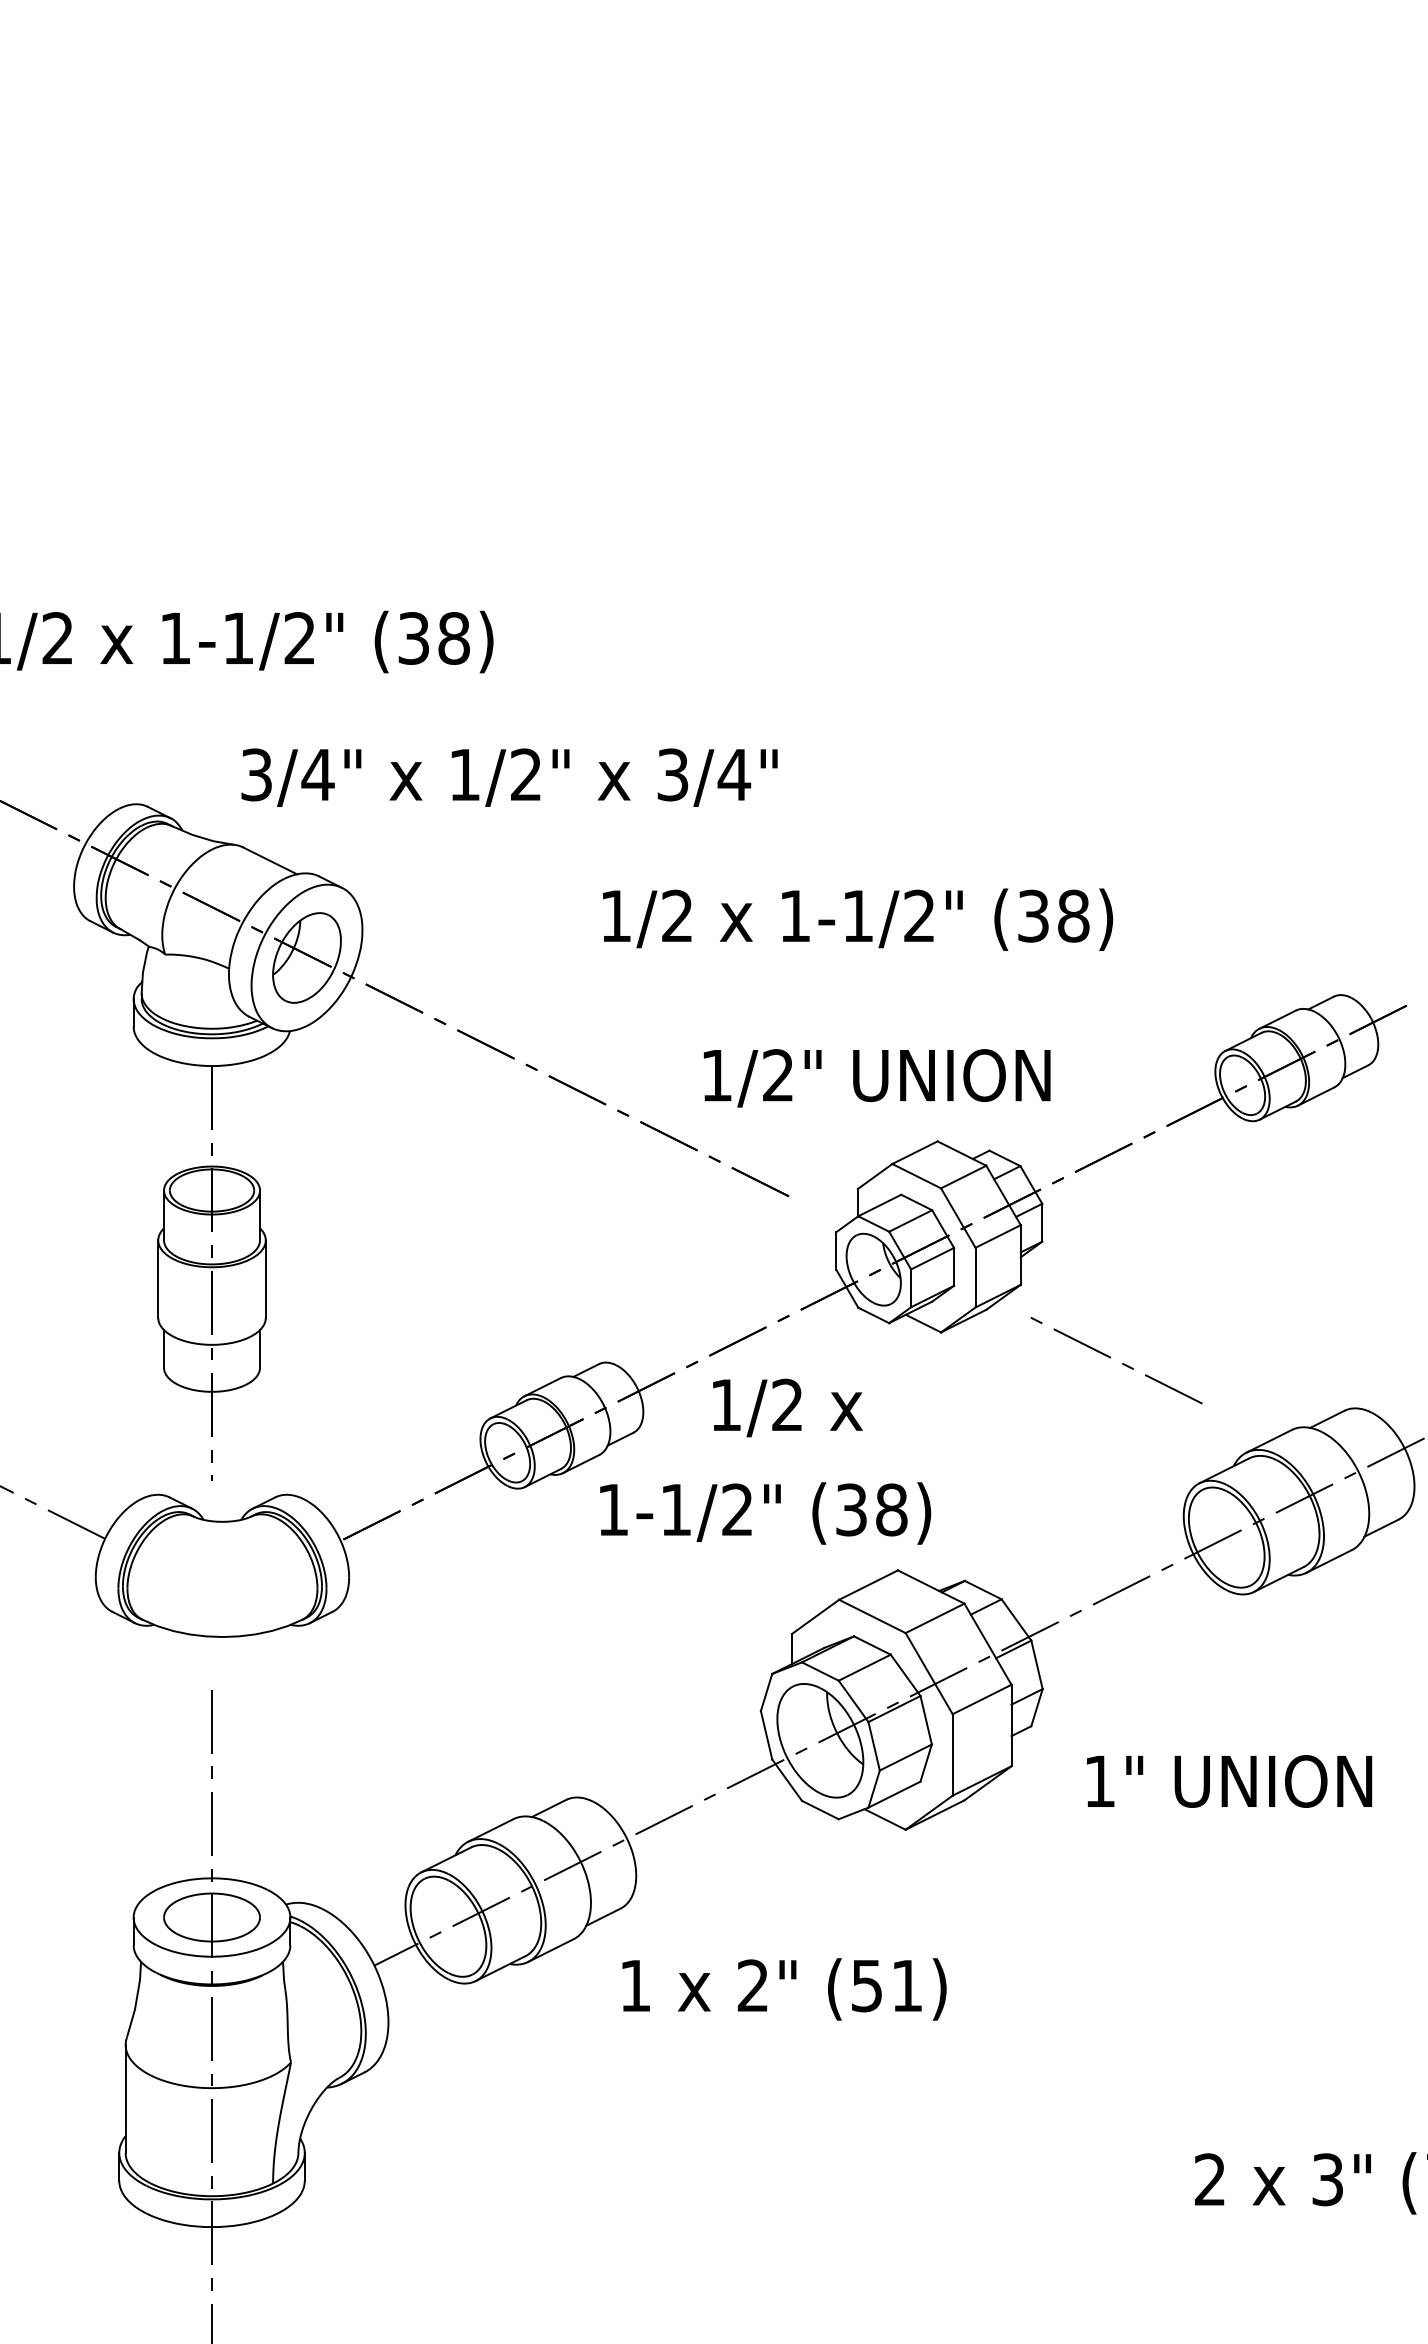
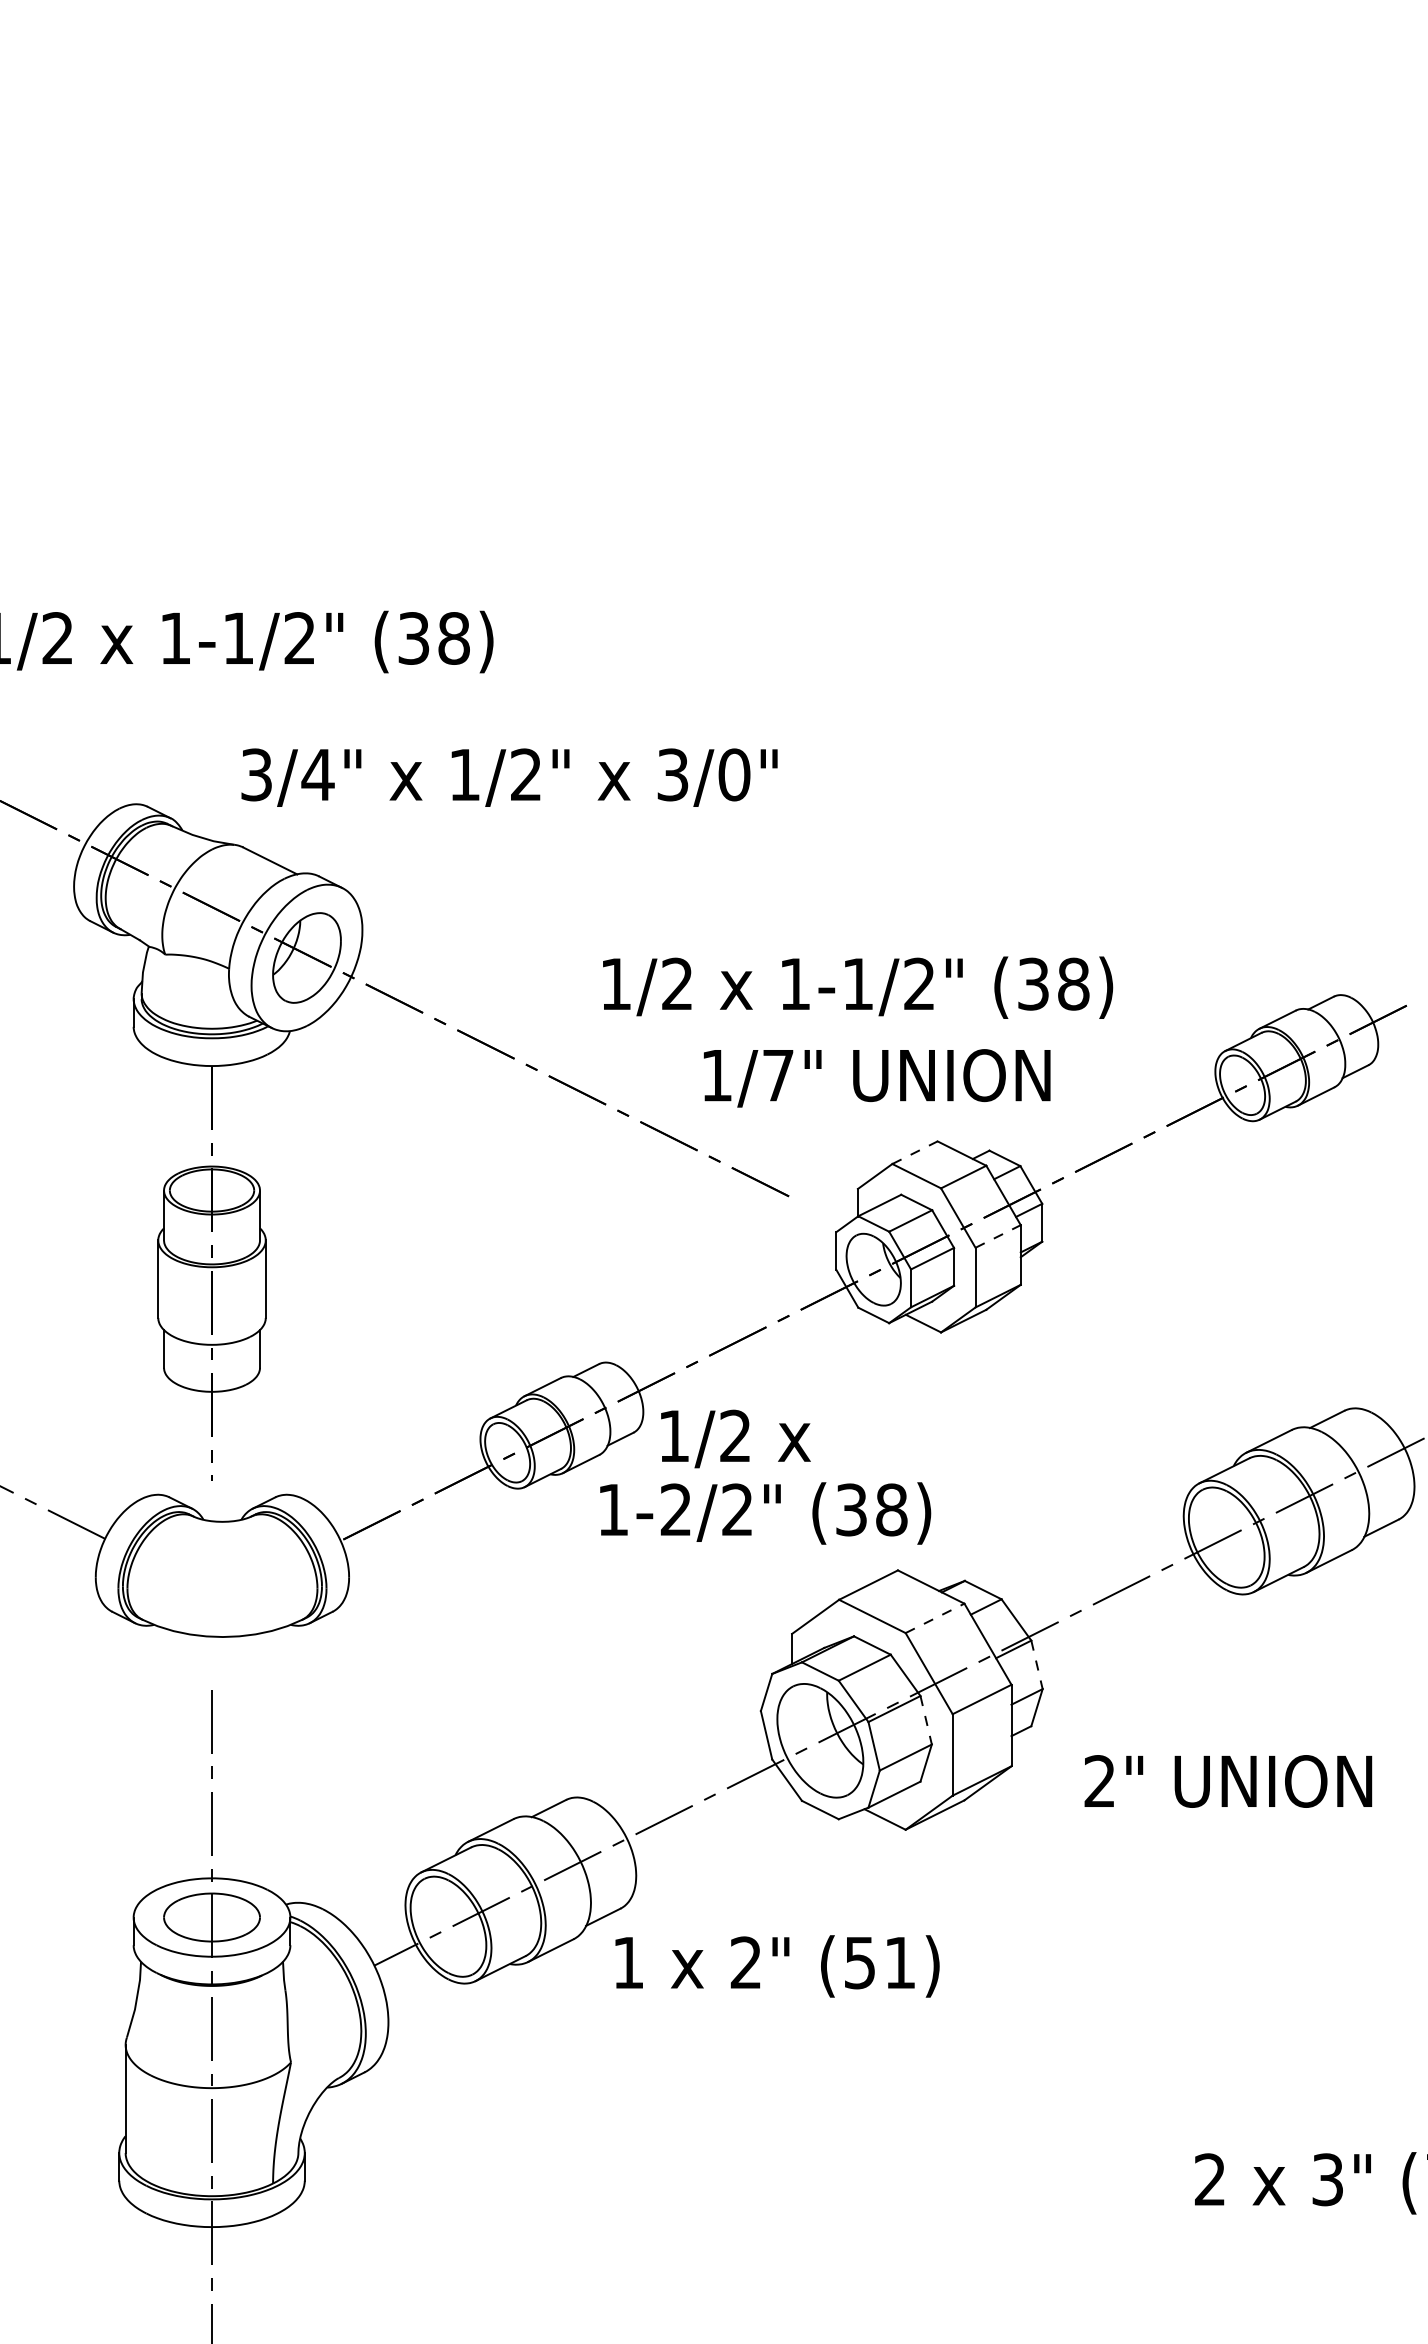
text: 3/4" -> 3/0" (734, 774)
text position: (858, 919) -> (858, 987) (858, 987)
text: 1/2" -> 1/7" (778, 1075)
line: solid -> dashed (915, 1152)
line: solid -> dashed (998, 1236)
line: present -> none (1110, 1358)
text position: (787, 1407) -> (735, 1438) (735, 1438)
text: 1-1/2" -> 1-2/2" (675, 1509)
line: solid -> dashed (935, 1618)
line: solid -> dashed (1037, 1664)
line: solid -> dashed (926, 1720)
text: 1" -> 2" (1099, 1780)
text position: (784, 1989) -> (777, 1966) (777, 1966)
